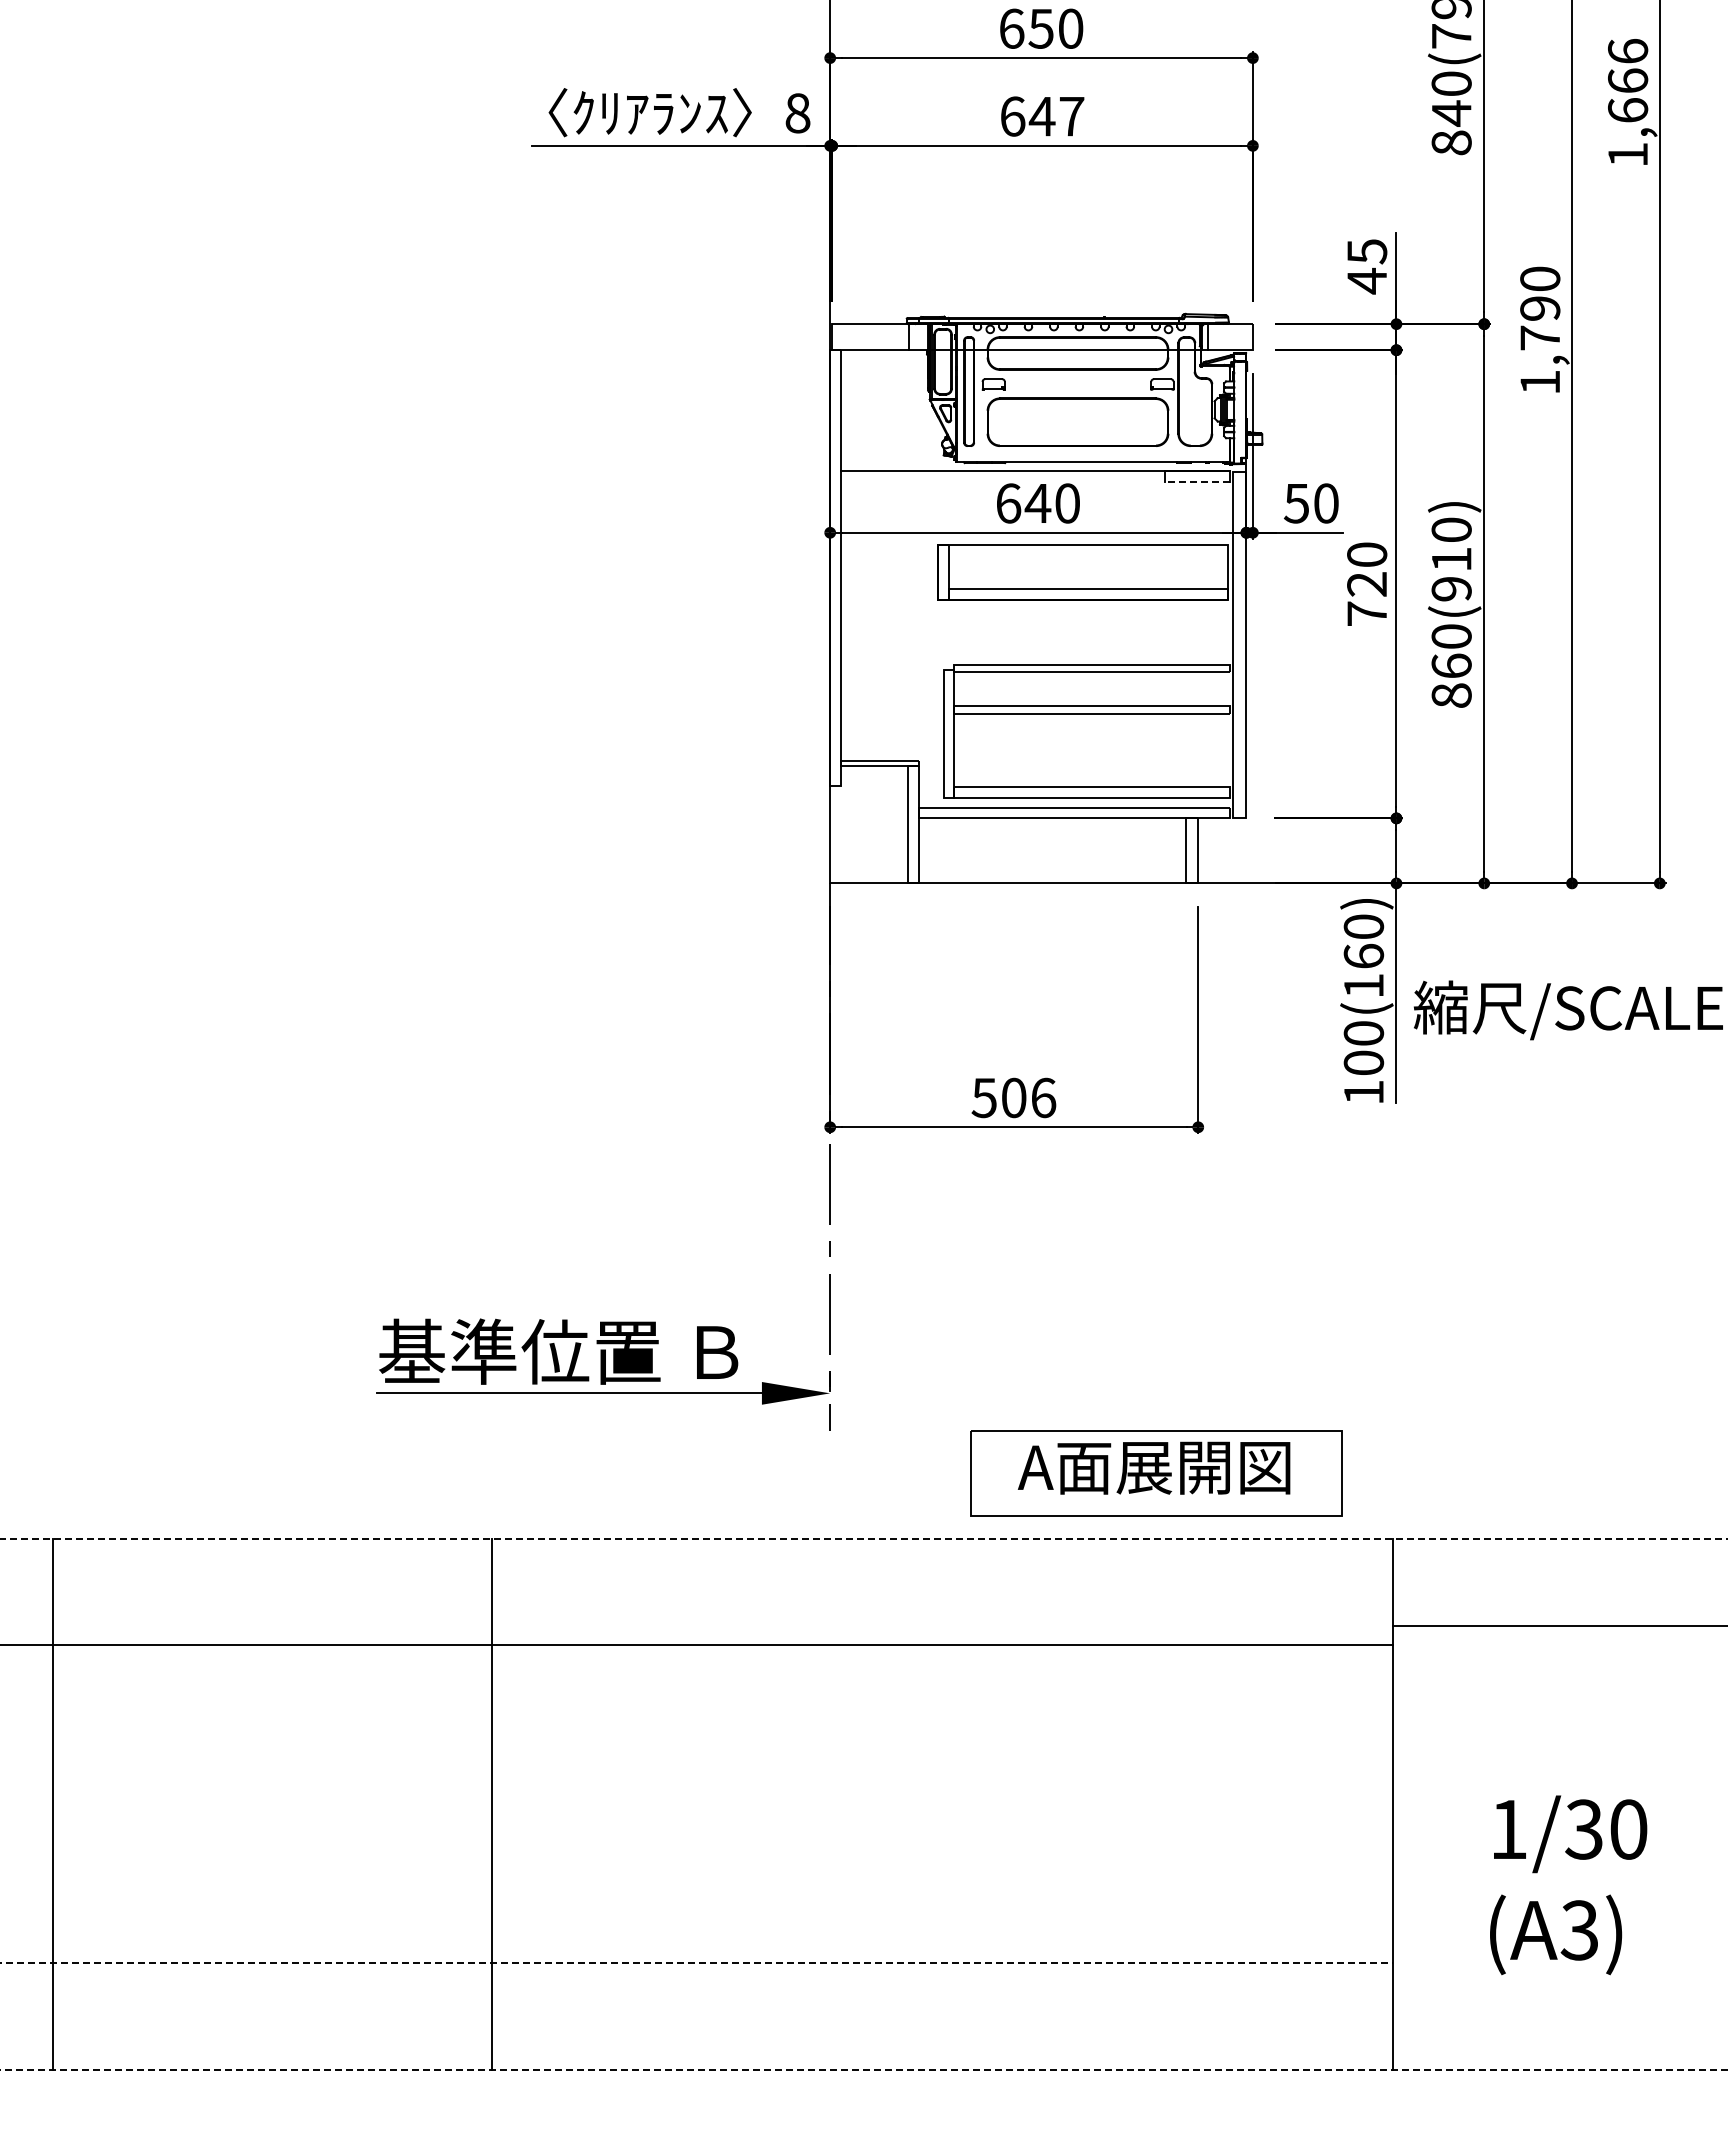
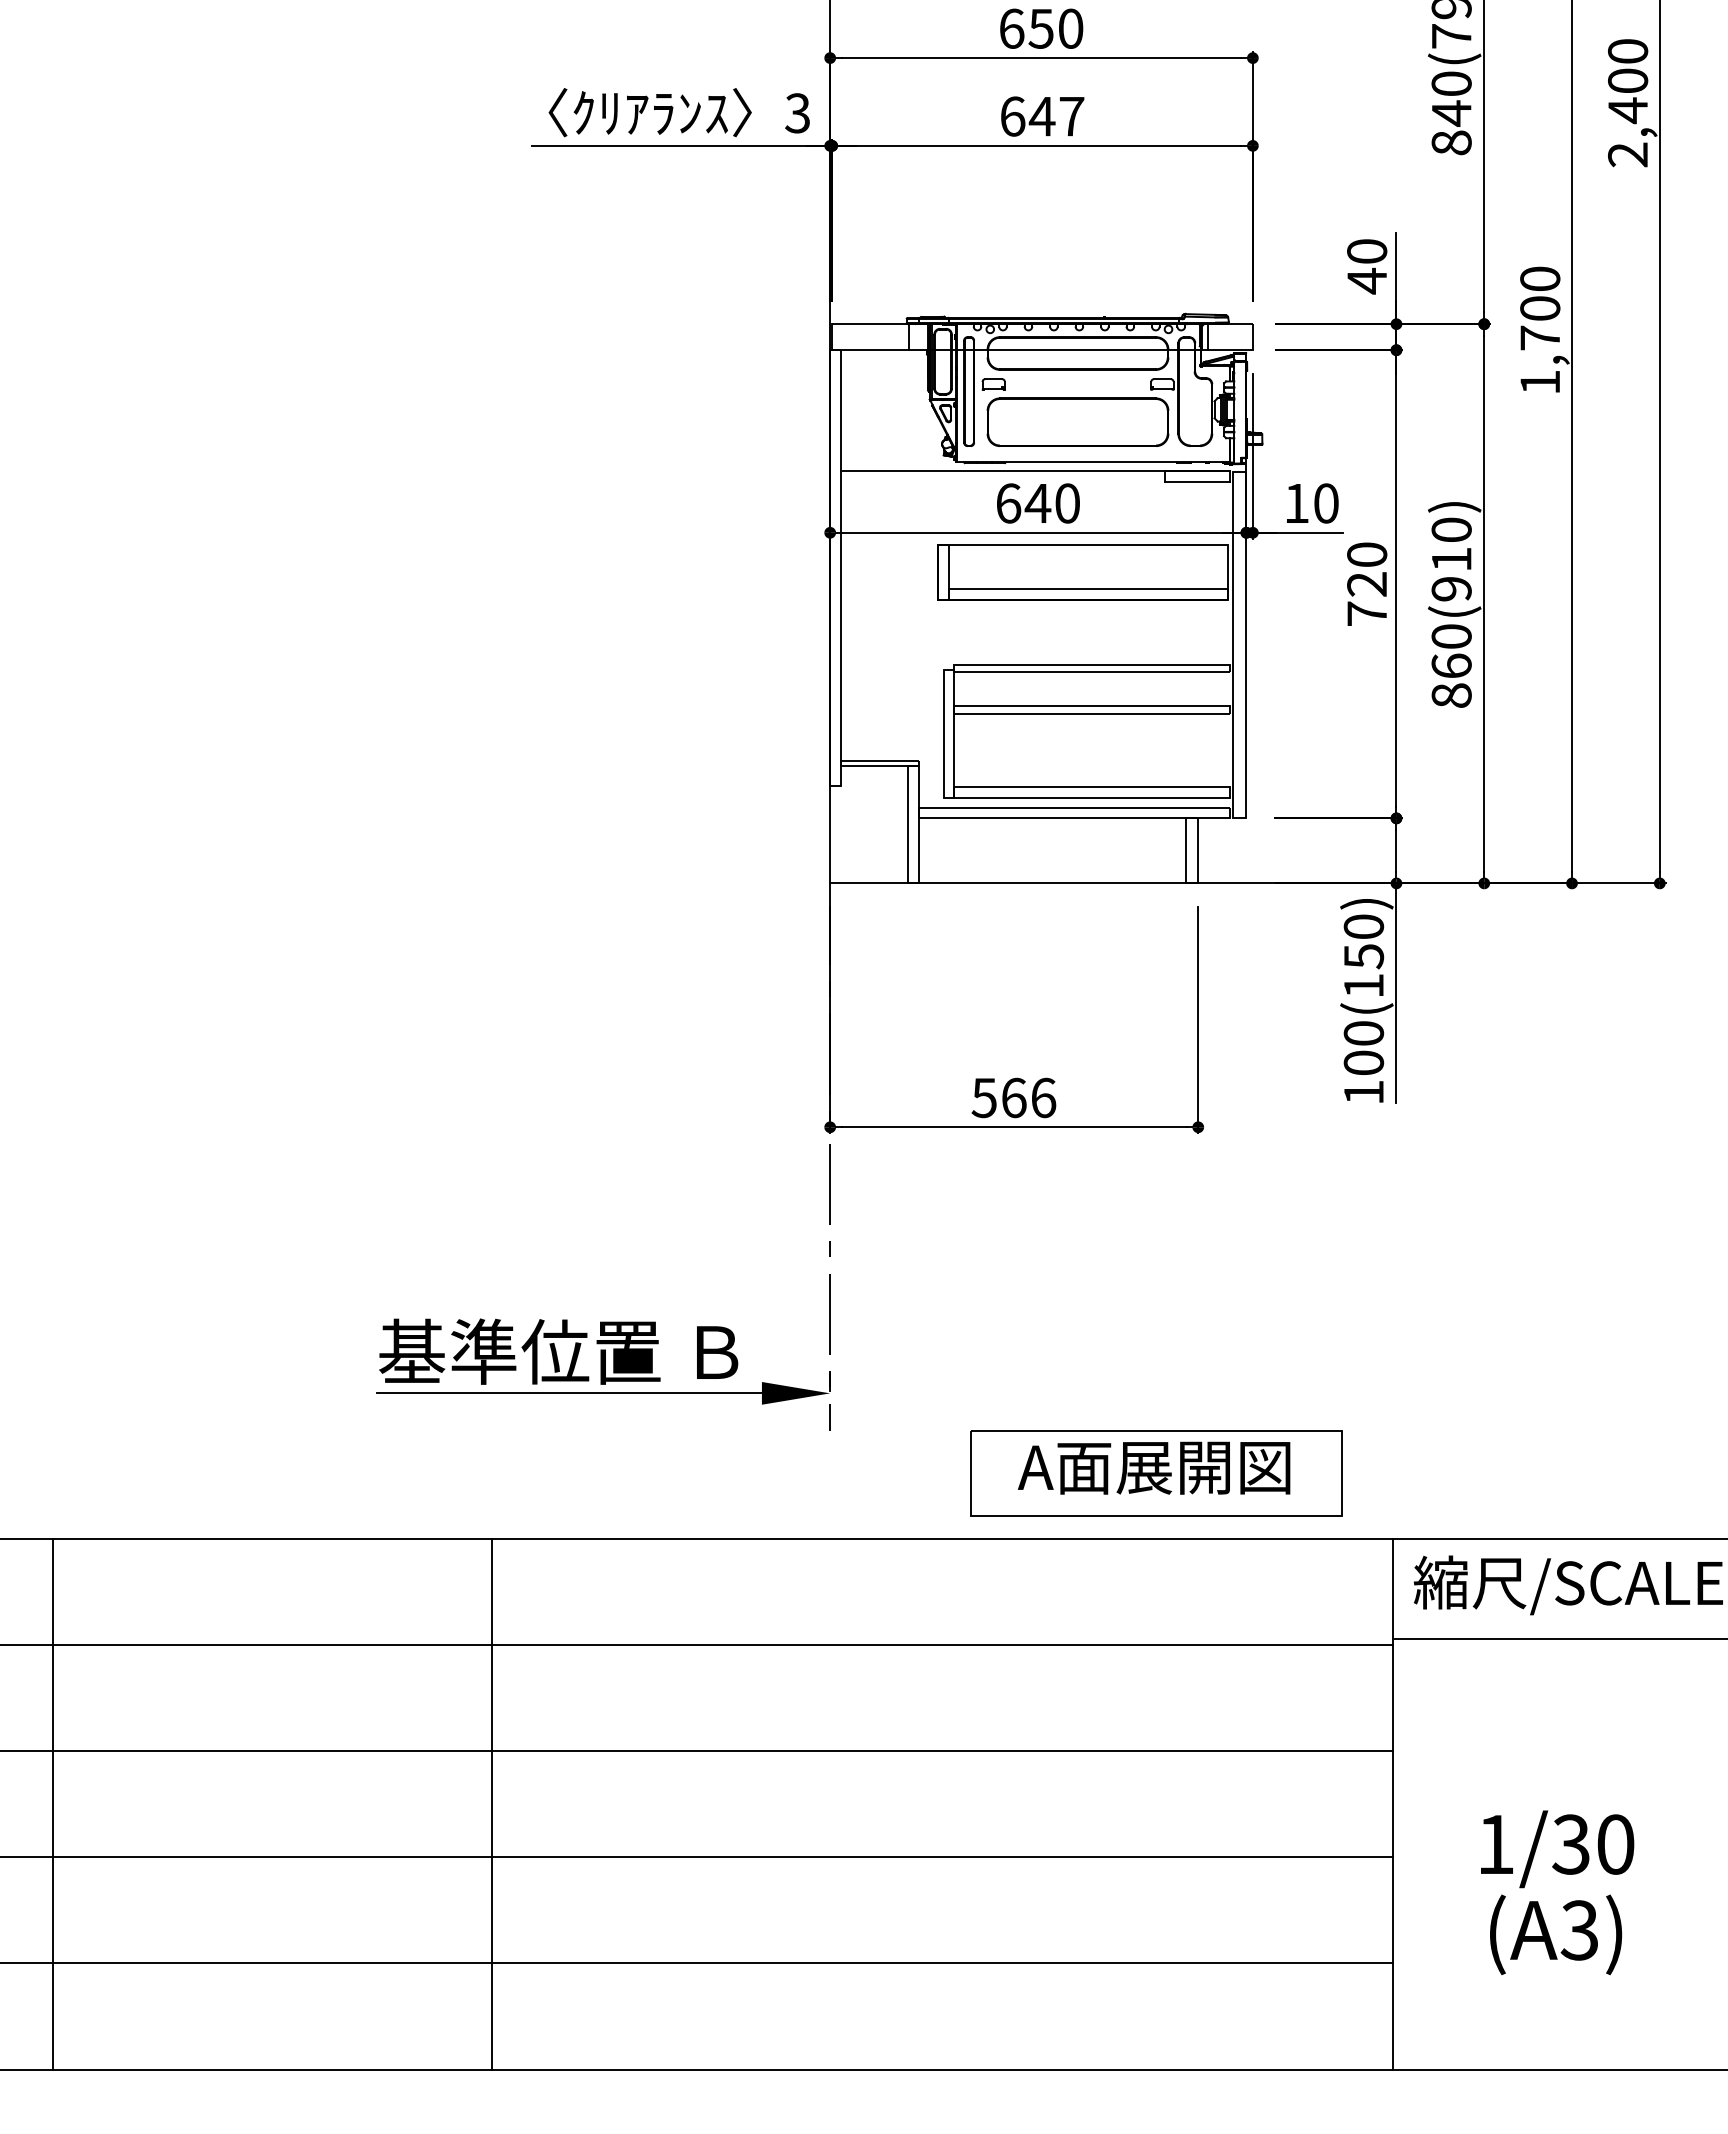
text: 1,666 -> 2,400 (1628, 103)
text: 8 -> 3 (797, 113)
text: 45 -> 40 (1367, 251)
text: 1,790 -> 1,700 (1540, 308)
line: dashed -> solid (1197, 481)
text: 50 -> 10 (1295, 503)
text: 100(160) -> 100(150) (1363, 956)
text position: (1567, 1010) -> (1567, 1585) (1567, 1585)
text: 506 -> 566 (1014, 1097)
line: dashed -> solid (864, 1538)
line position: (1558, 1626) -> (1558, 1639) (1558, 1639)
line: none -> present (697, 1750)
text position: (1570, 1834) -> (1557, 1849) (1557, 1849)
line: none -> present (697, 1856)
line: dashed -> solid (697, 1963)
line: dashed -> solid (863, 2069)
